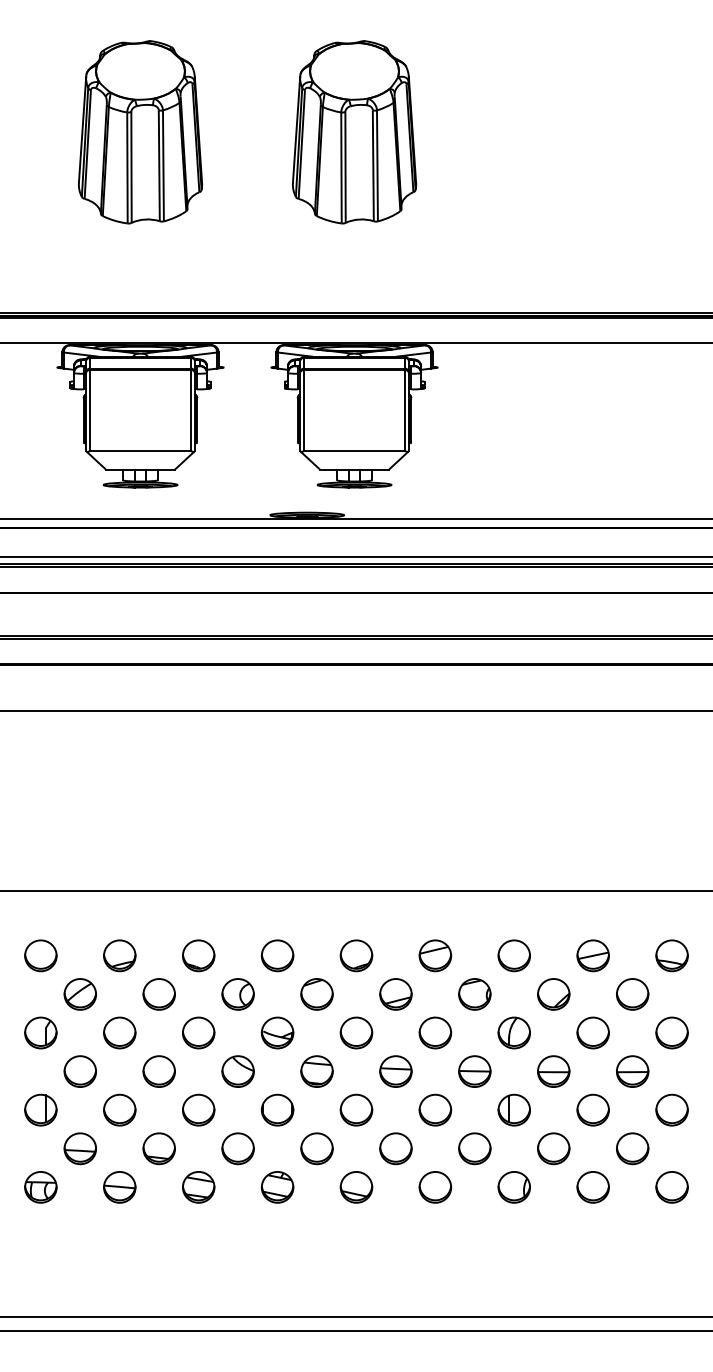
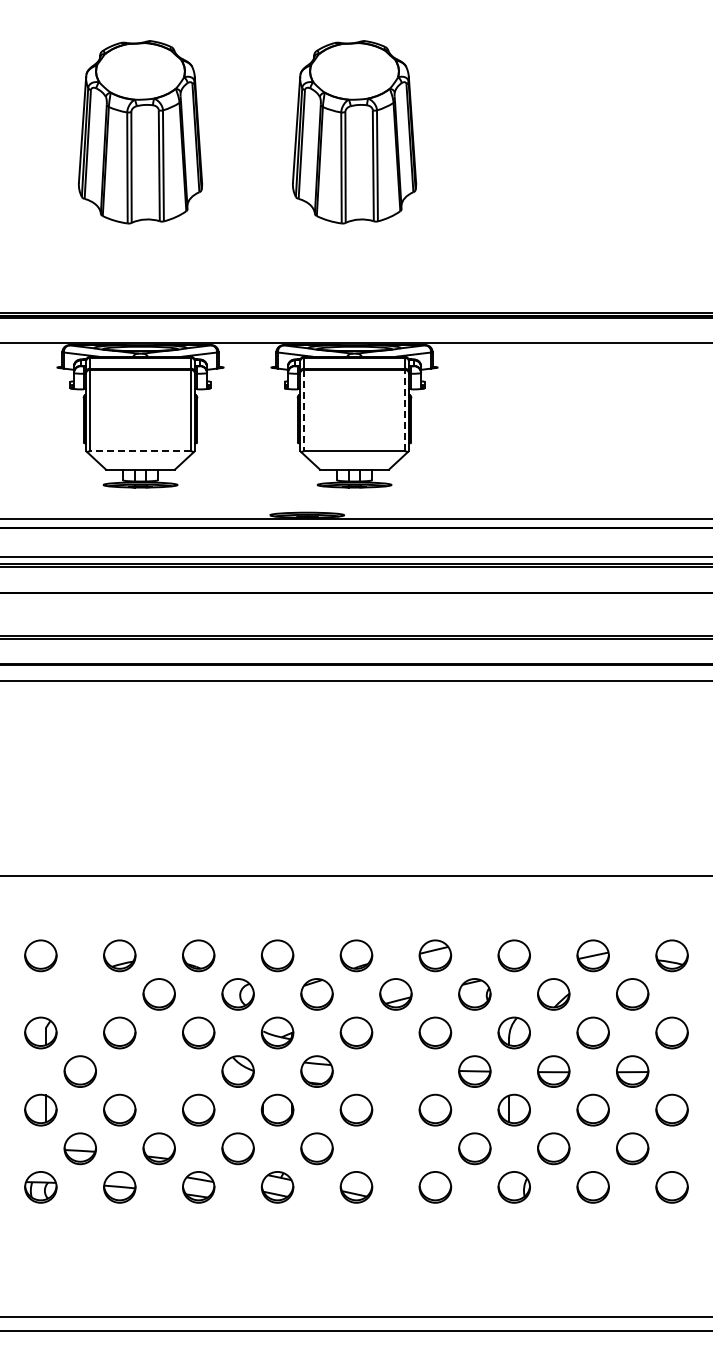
line: solid -> dashed (304, 410)
line: solid -> dashed (404, 410)
line: solid -> dashed (140, 451)
line position: (355, 710) -> (355, 680) (355, 680)
line position: (355, 891) -> (355, 876) (355, 876)
part: present -> none (79, 994)
part: present -> none (158, 1071)
part: present -> none (395, 1071)
part: present -> none (395, 1148)
